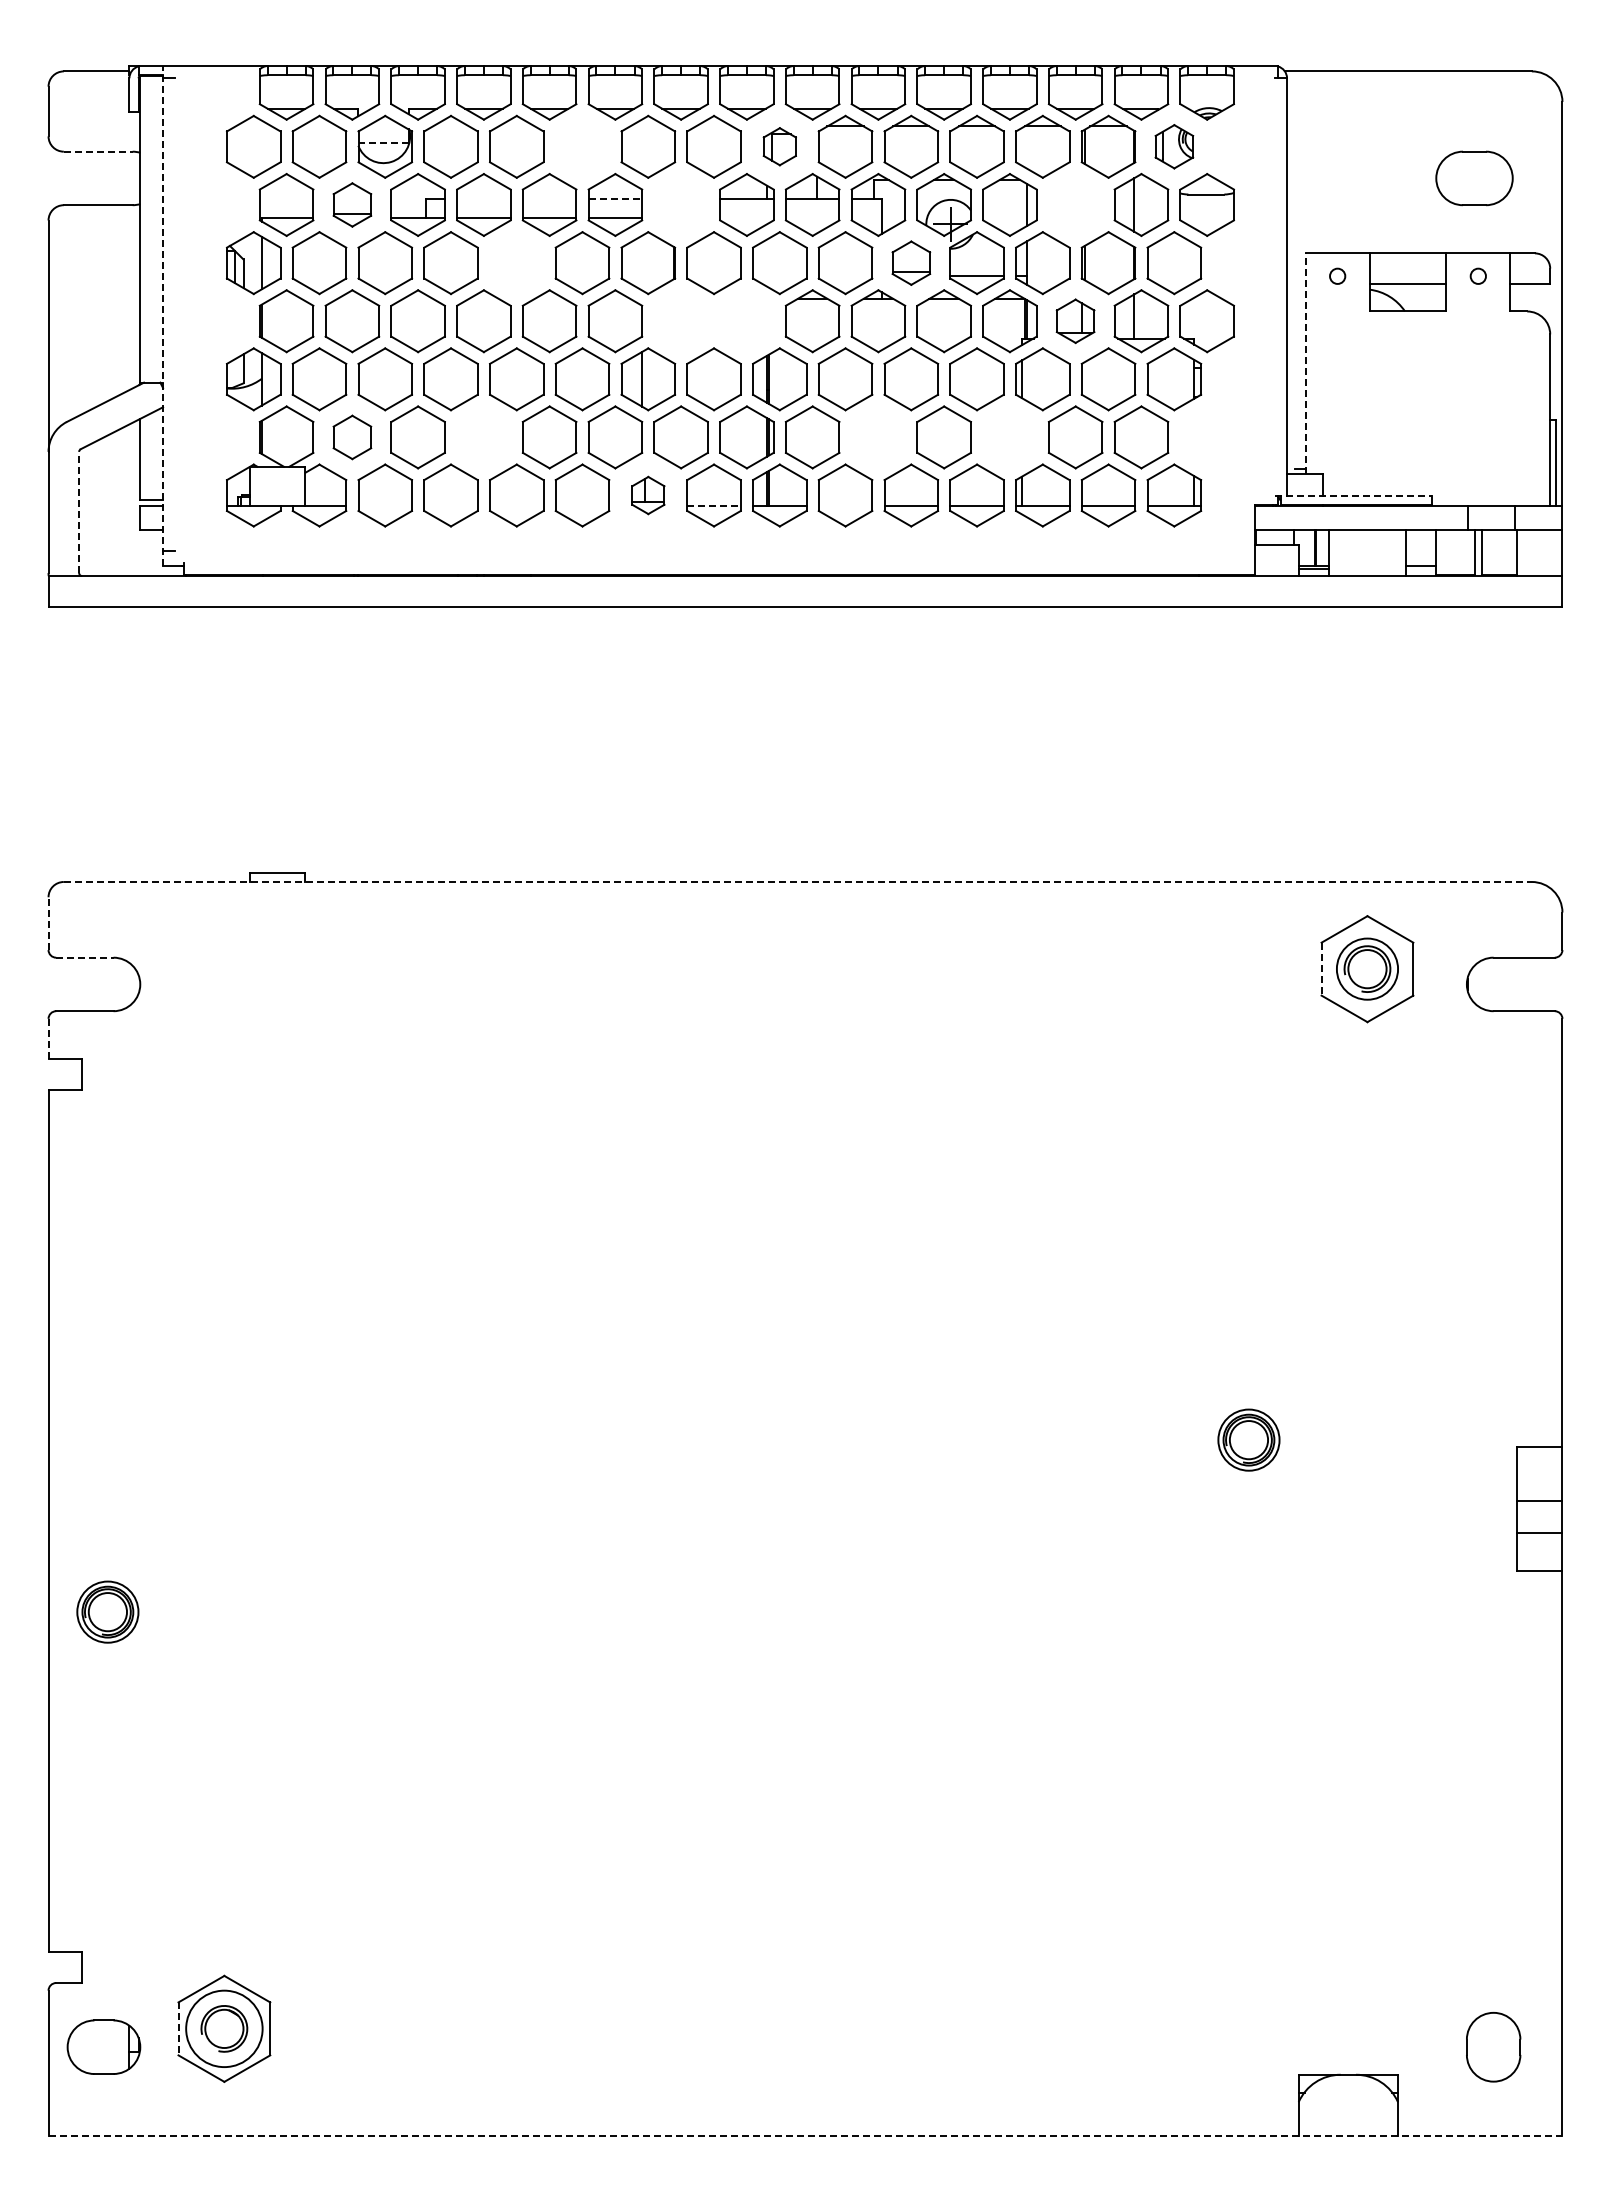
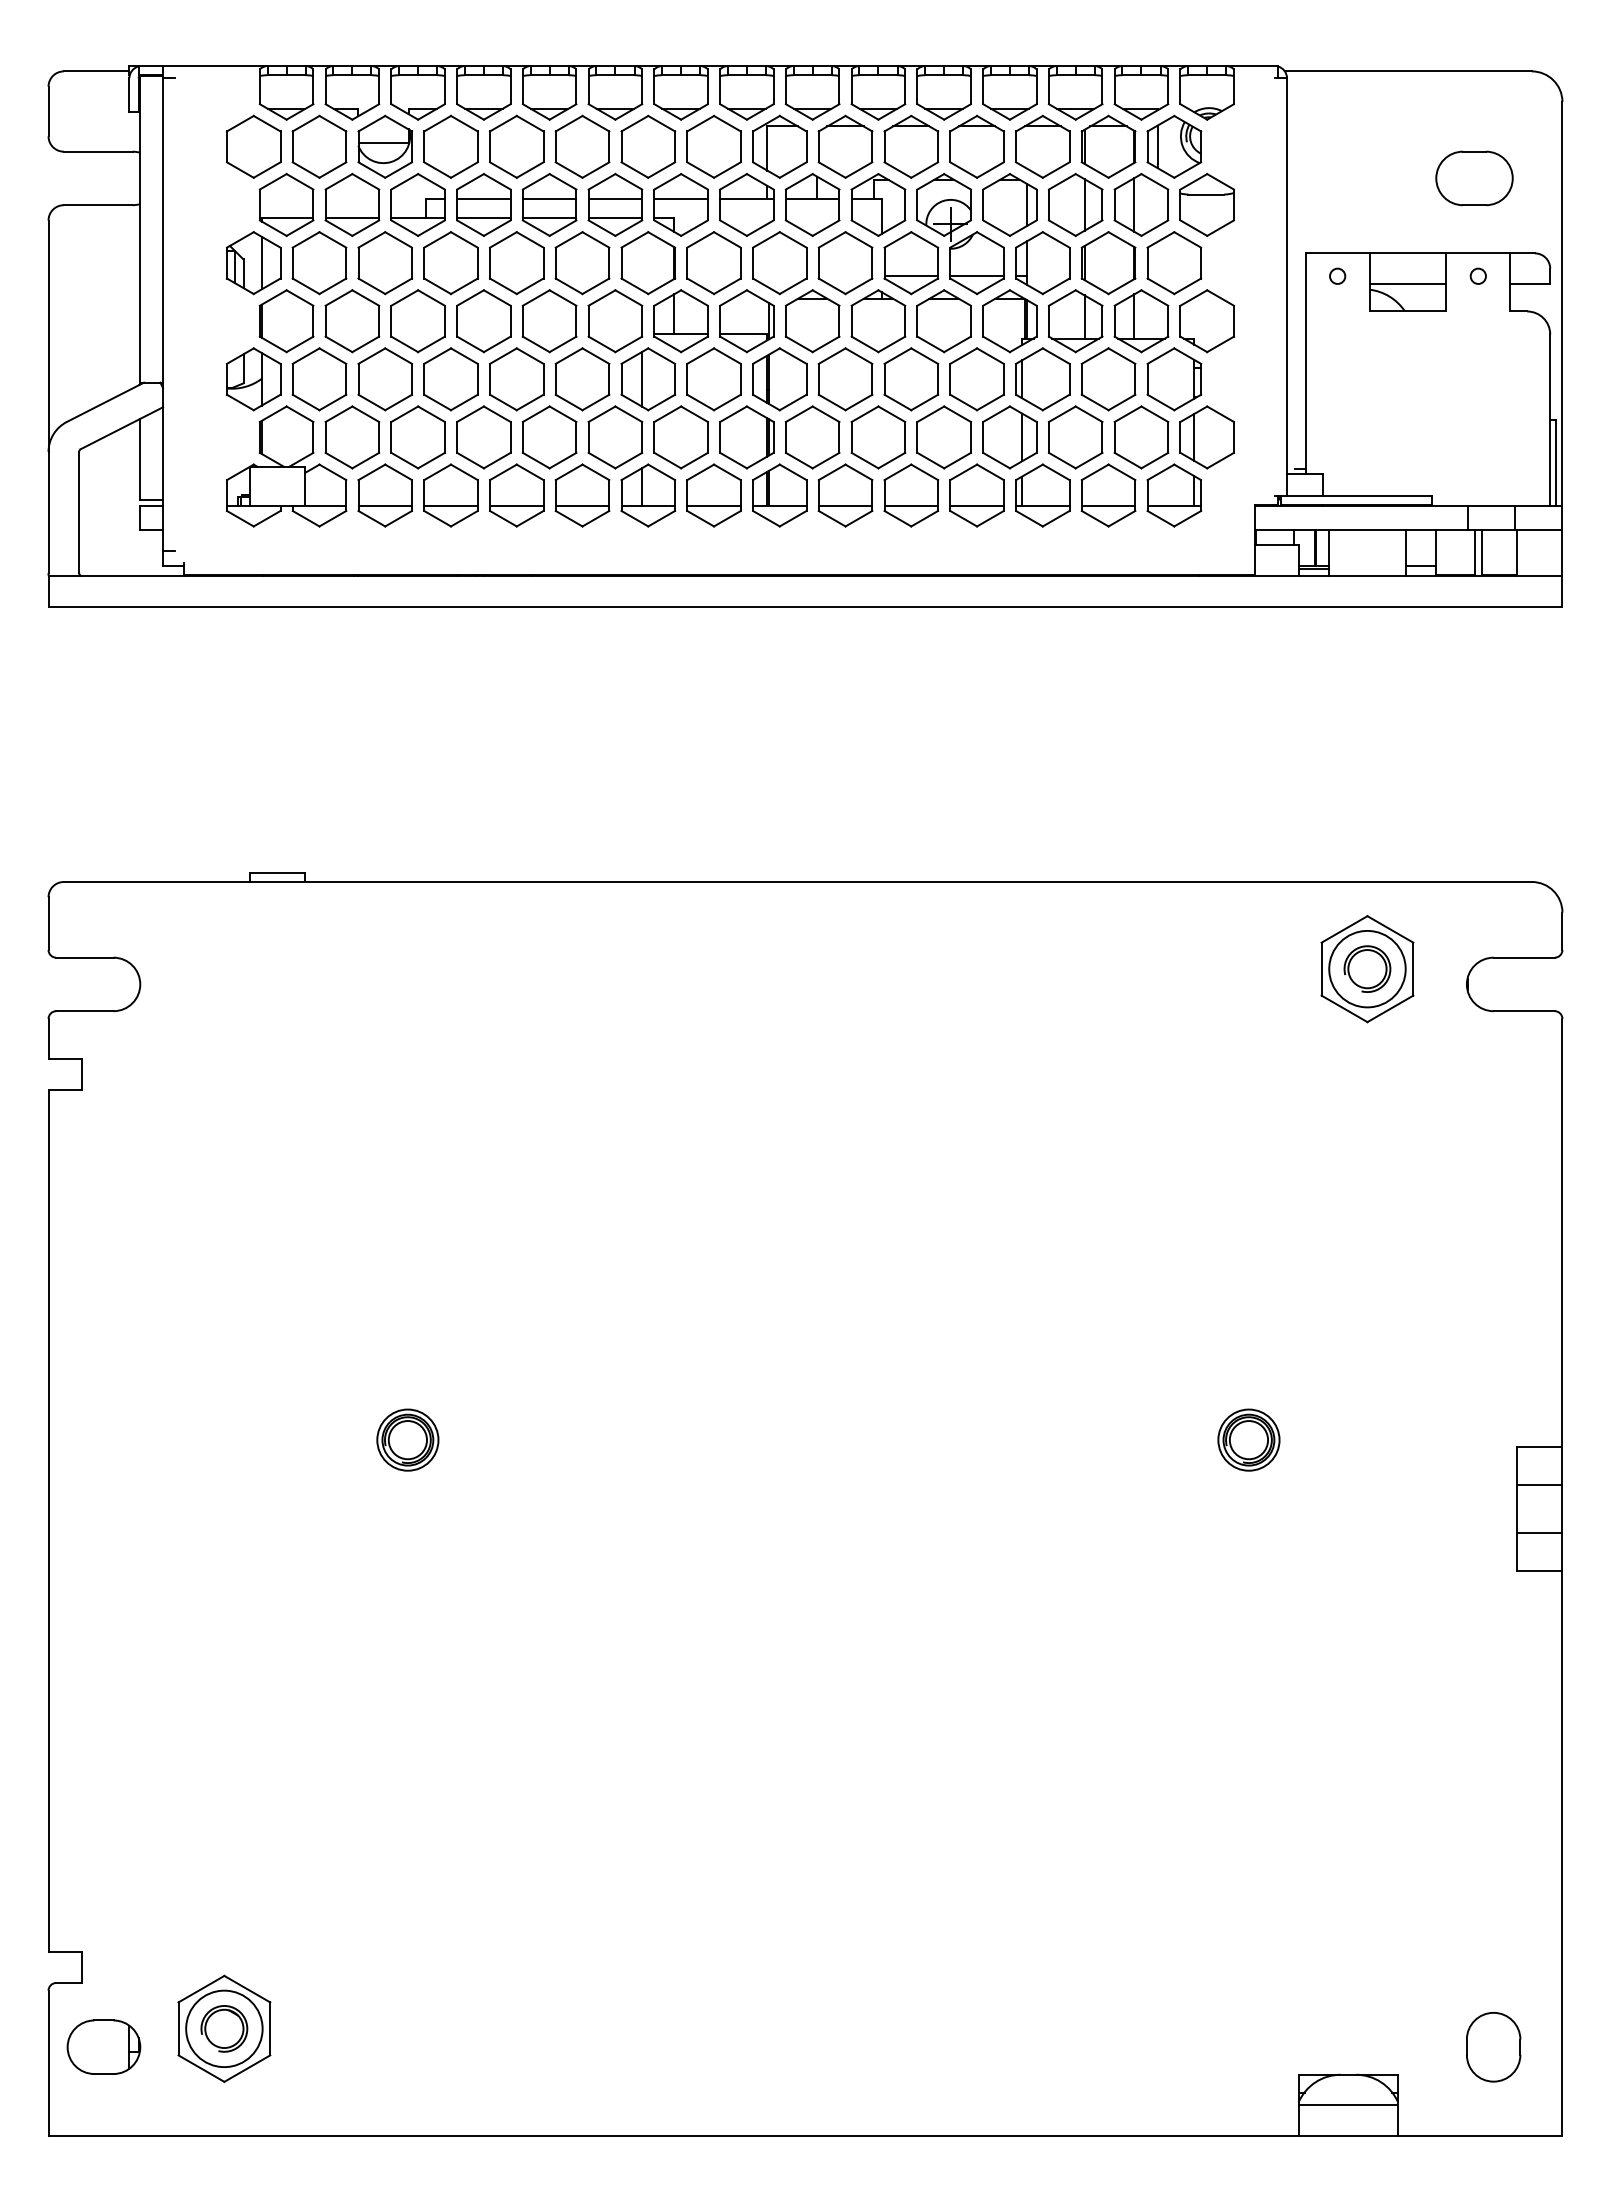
line: dashed -> solid (383, 142)
part: none -> present (582, 146)
part size: 35x40 px -> 56x65 px (779, 146)
part size: 41x46 px -> 57x65 px (1174, 146)
line: dashed -> solid (98, 151)
line: none -> present (483, 199)
line: none -> present (549, 199)
line: dashed -> solid (615, 199)
part size: 41x46 px -> 57x64 px (352, 204)
part: none -> present (680, 204)
part: none -> present (1075, 204)
part size: 41x46 px -> 57x65 px (911, 263)
part: none -> present (516, 263)
line: dashed -> solid (163, 315)
part: none -> present (680, 321)
part: none -> present (746, 321)
part size: 41x47 px -> 57x65 px (1075, 321)
line: dashed -> solid (1305, 363)
part size: 41x47 px -> 57x65 px (352, 437)
part: none -> present (483, 437)
part: none -> present (878, 437)
part: none -> present (1009, 437)
part: none -> present (1206, 437)
part size: 35x41 px -> 57x65 px (648, 495)
line: dashed -> solid (1353, 495)
line: none -> present (385, 505)
line: none -> present (450, 505)
line: none -> present (516, 505)
line: none -> present (582, 505)
line: dashed -> solid (714, 505)
line: none -> present (845, 505)
line: dashed -> solid (79, 512)
line: dashed -> solid (798, 881)
line: dashed -> solid (48, 923)
line: dashed -> solid (84, 957)
circle diameter: 61 px -> 76 px (1367, 968)
line: dashed -> solid (1321, 969)
line: dashed -> solid (48, 1038)
line position: (1539, 1501) -> (1539, 1485) (1539, 1485)
part position: (107, 1611) -> (407, 1439) (407, 1439)
line: dashed -> solid (178, 2029)
line: none -> present (1348, 2105)
line: dashed -> solid (805, 2135)
